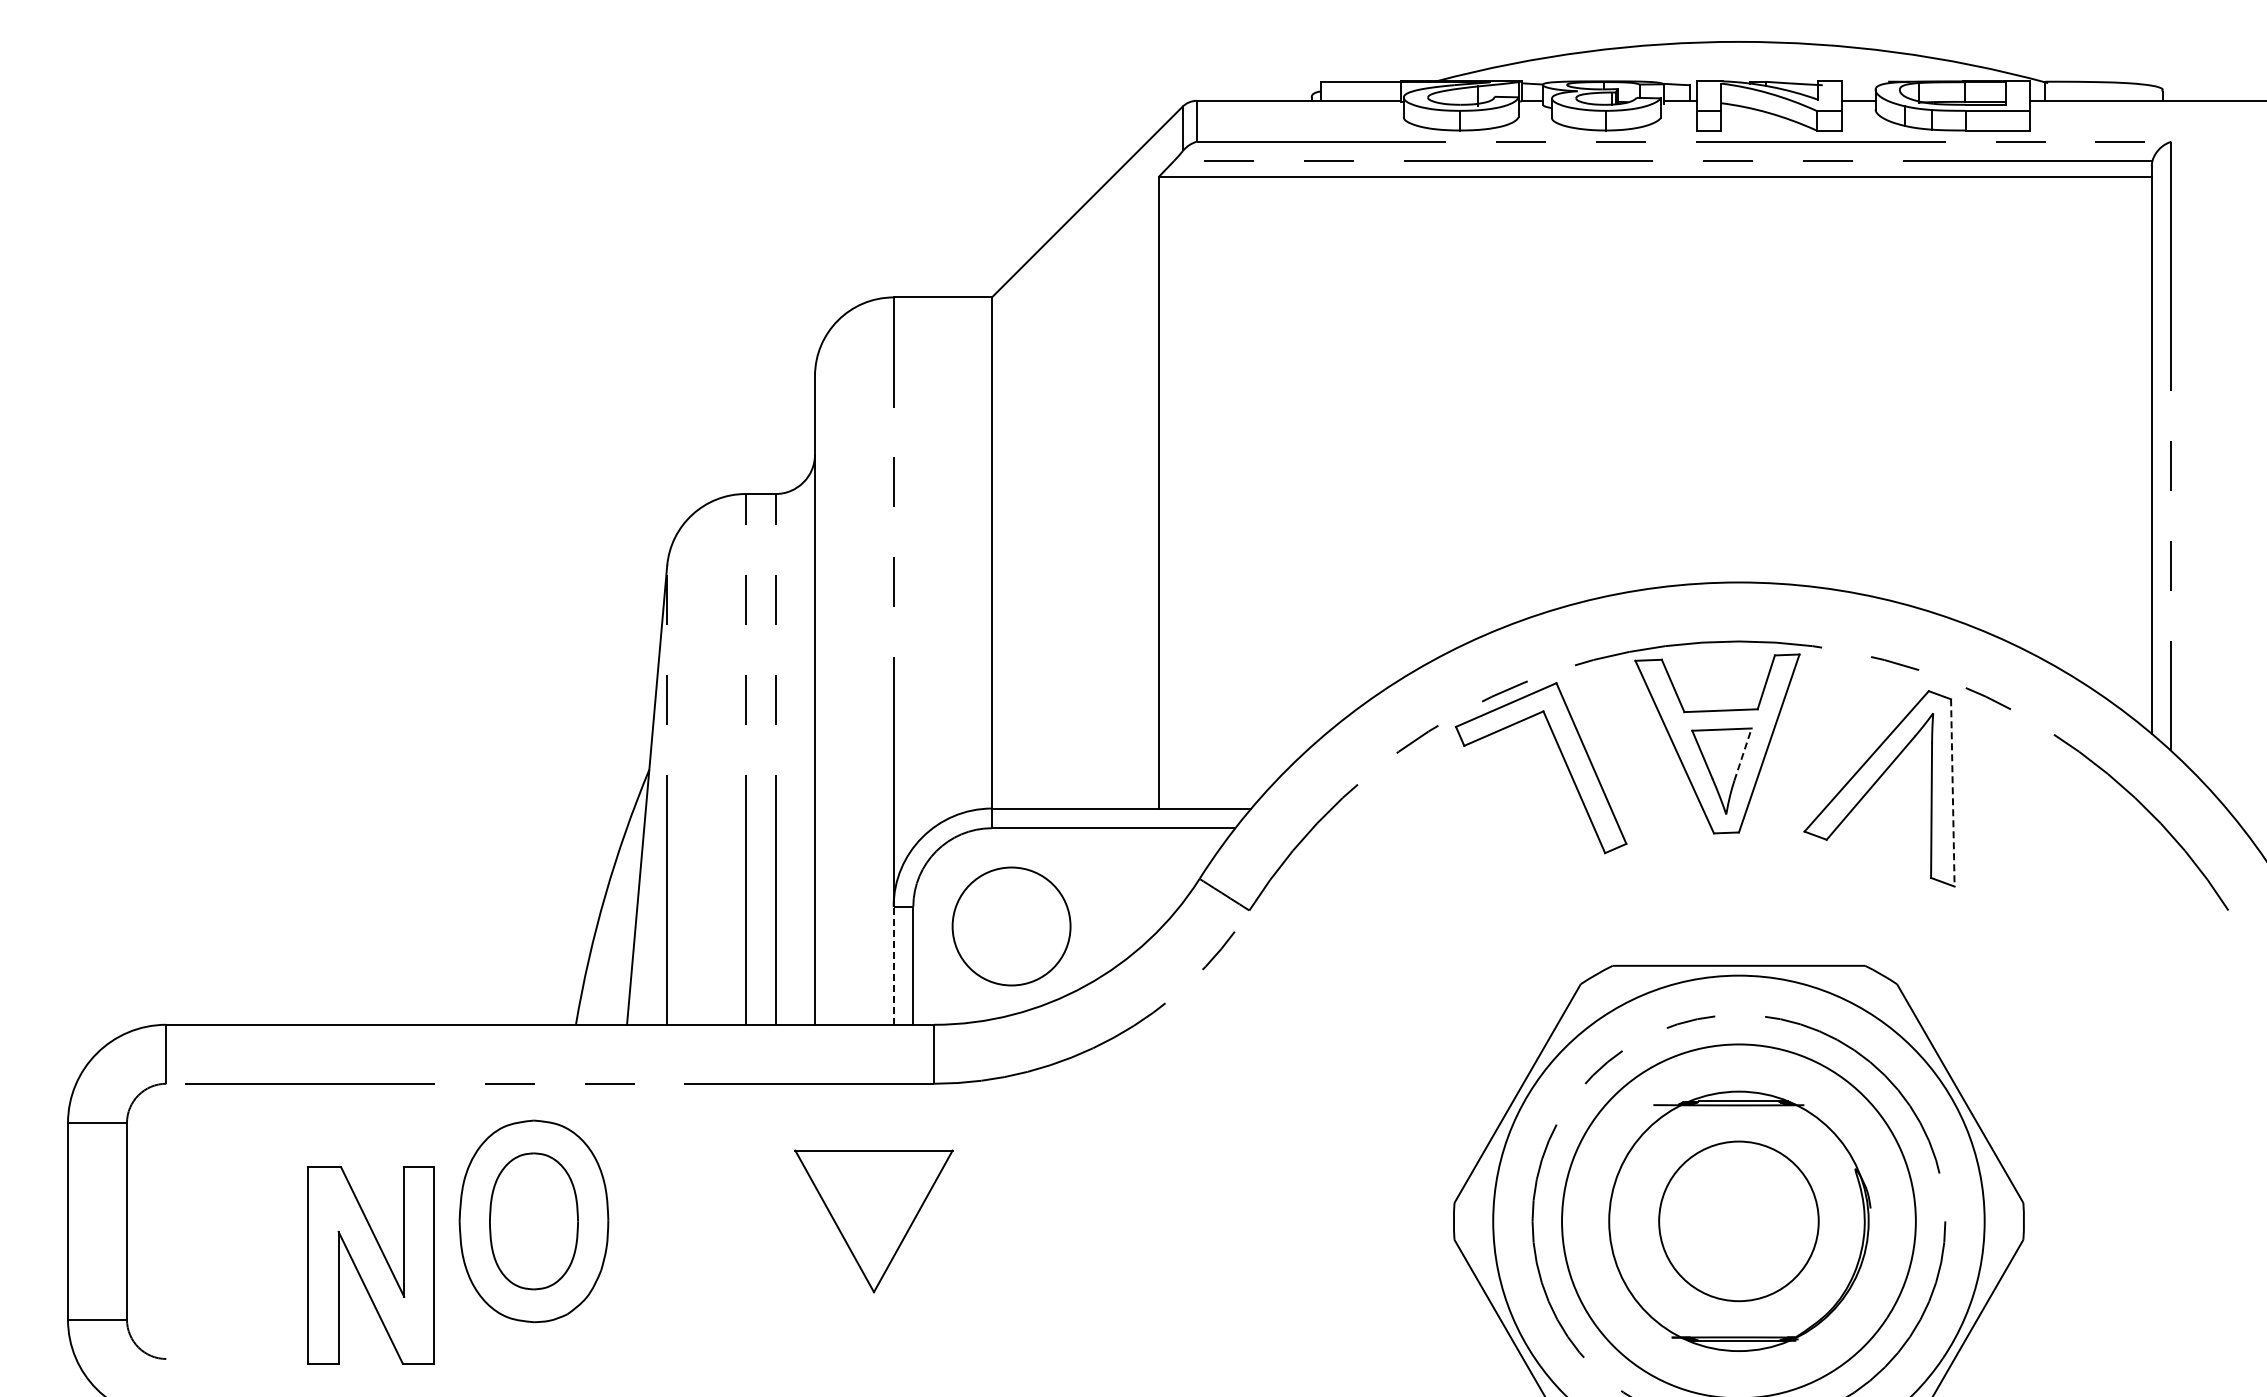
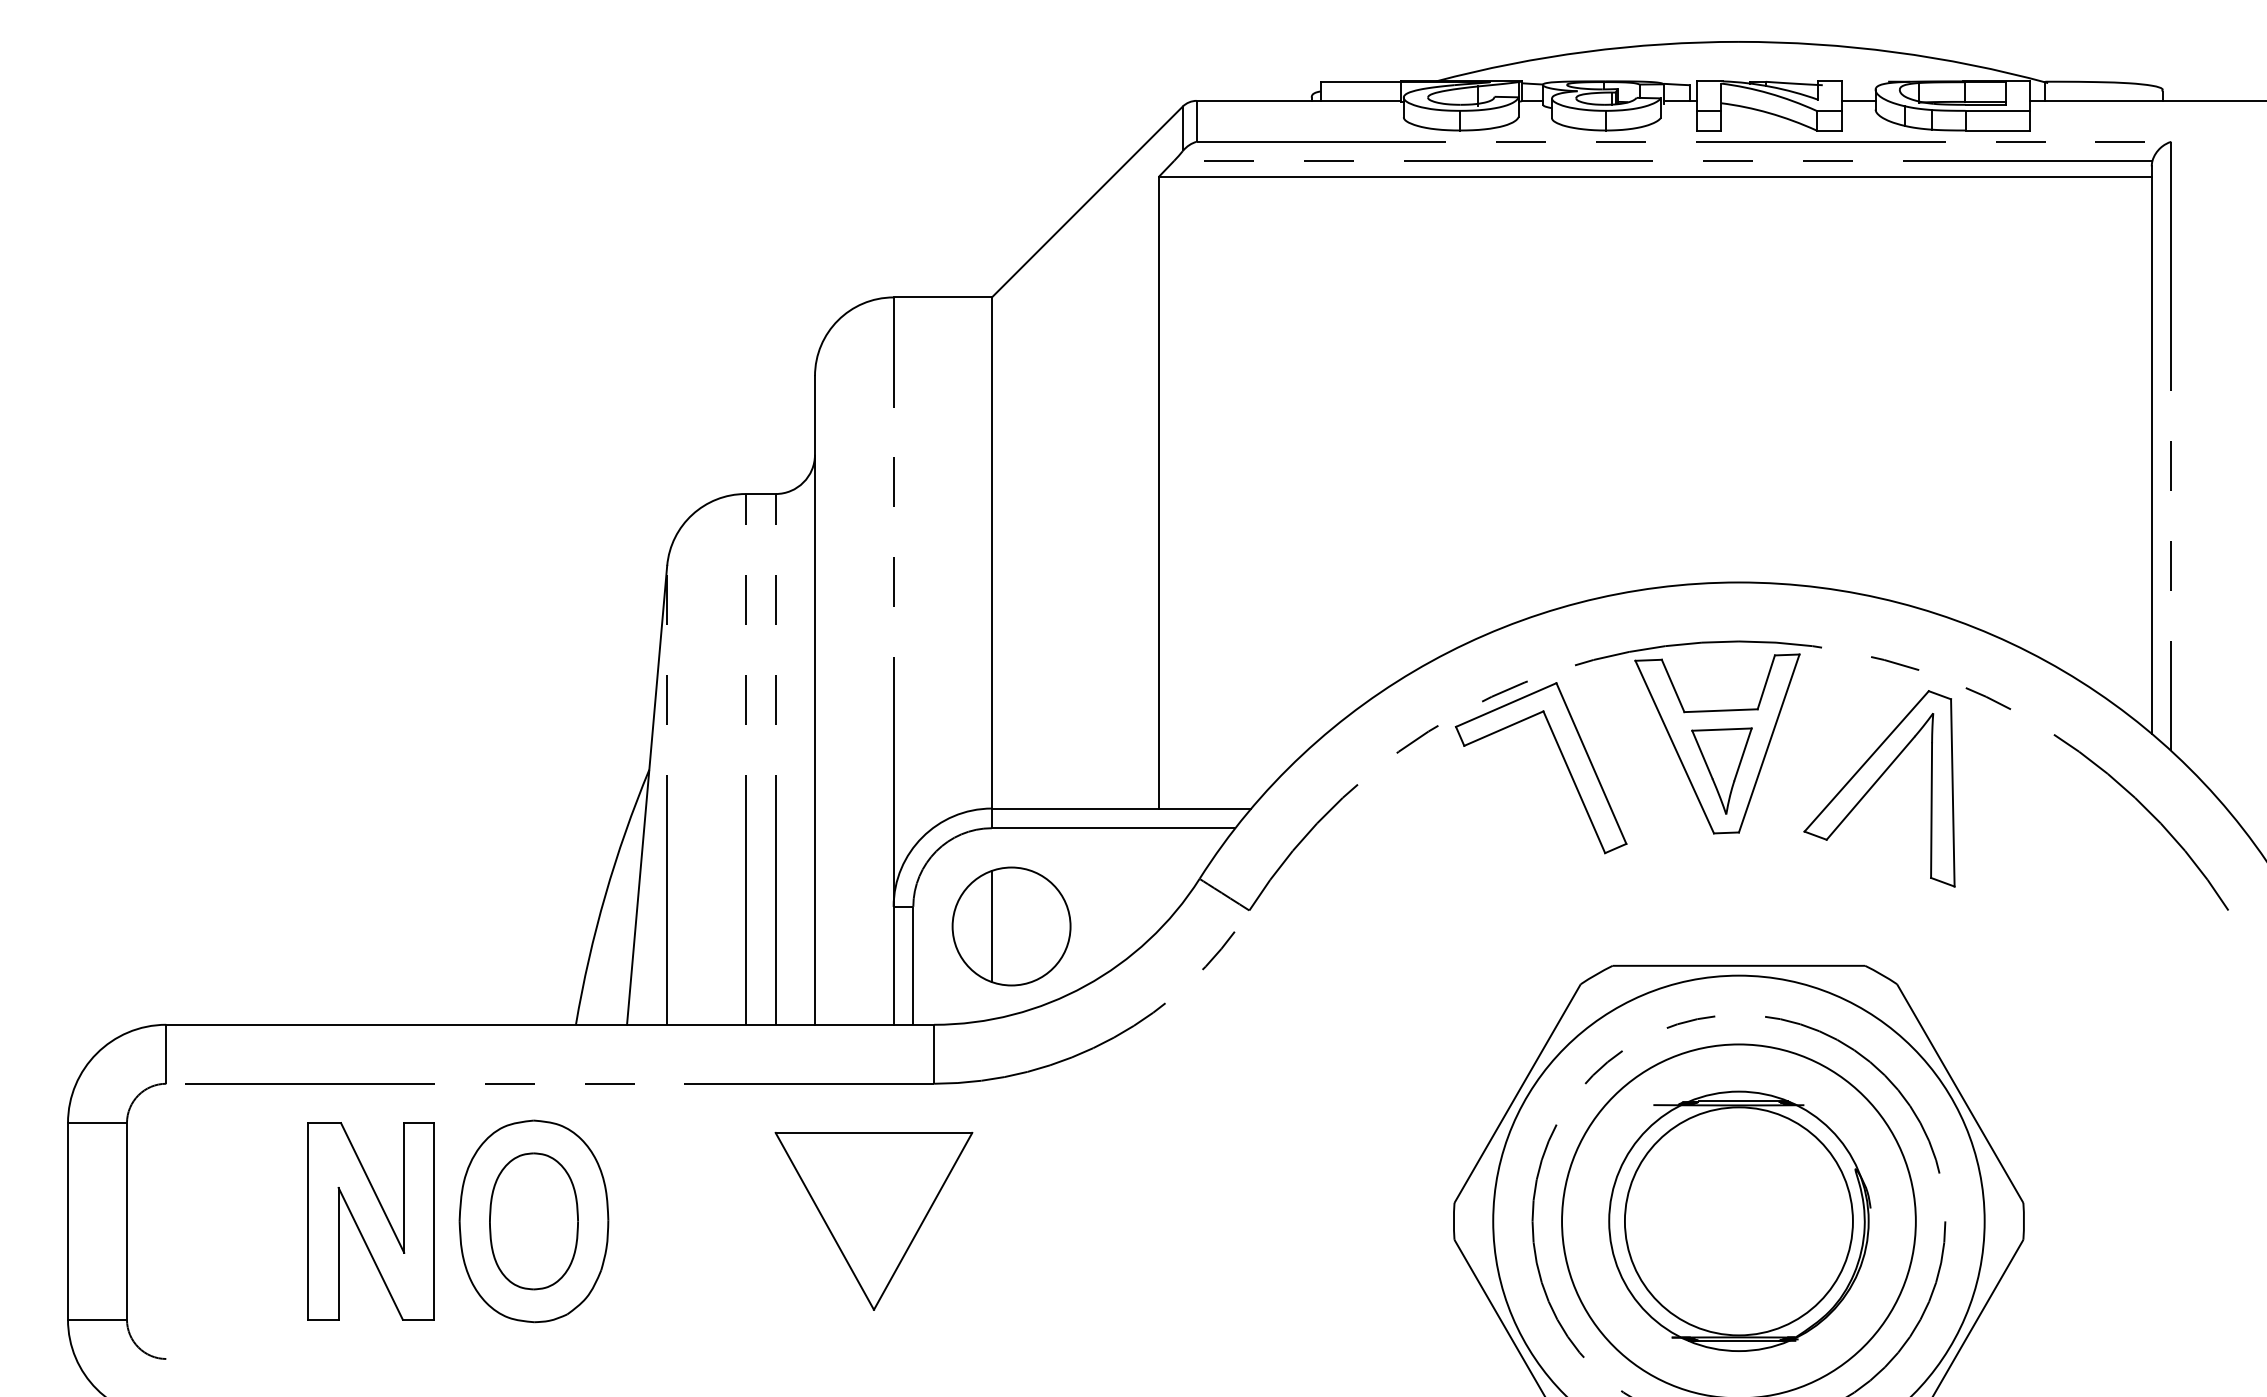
line: dashed -> solid (1743, 754)
line: dashed -> solid (1952, 792)
line: none -> present (991, 926)
line: dashed -> solid (893, 965)
part size: 160x145 px -> 200x179 px (873, 1221)
circle diameter: 160 px -> 228 px (1738, 1221)
part position: (370, 1265) -> (370, 1221) (370, 1221)
